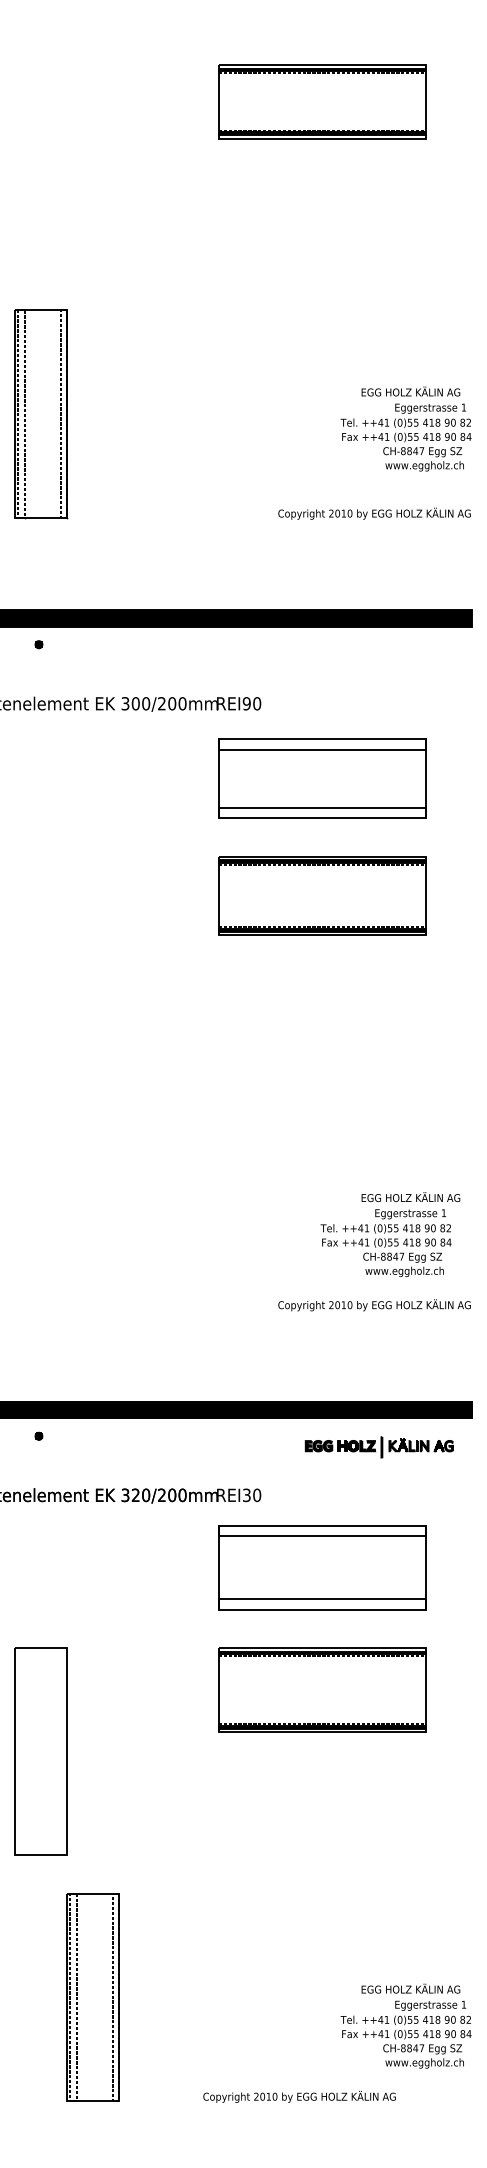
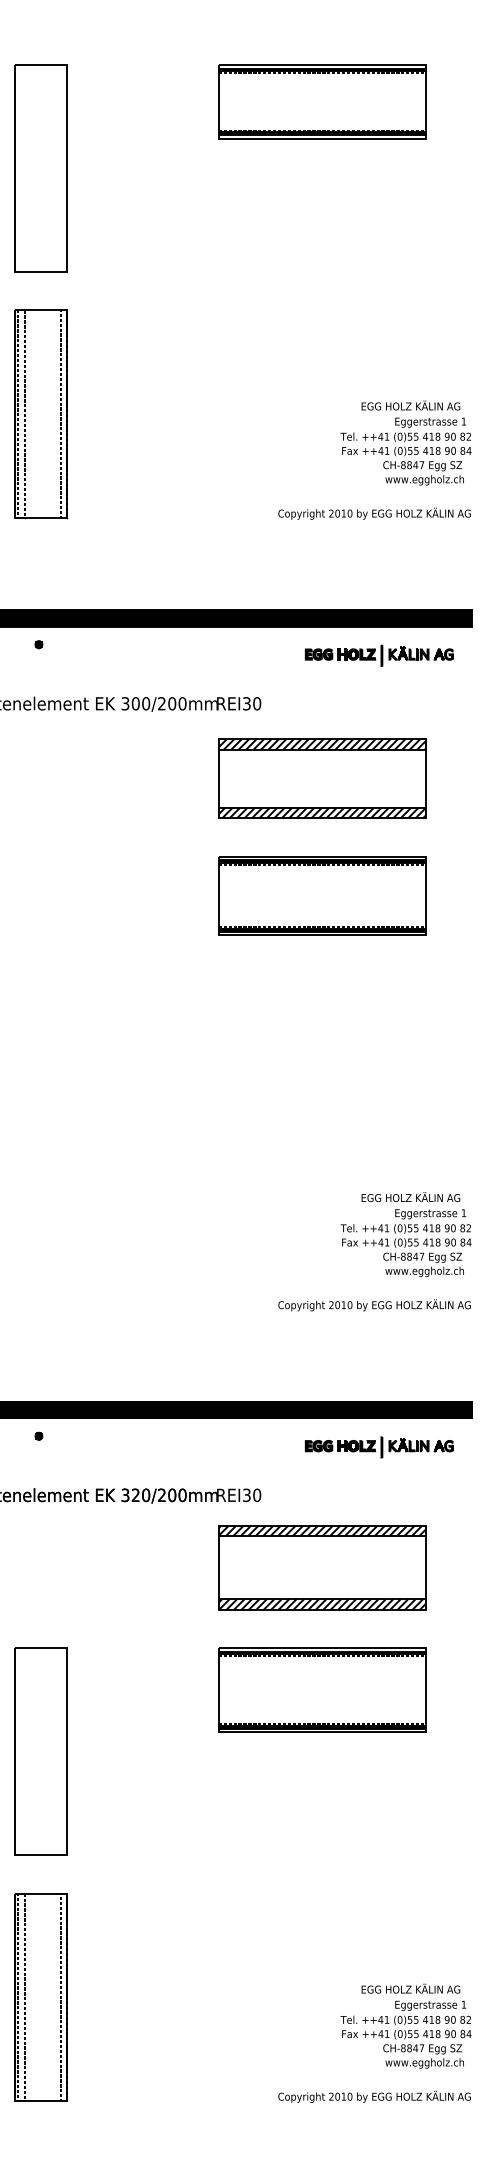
part: none -> present (40, 168)
text position: (405, 428) -> (405, 442) (405, 442)
part: none -> present (378, 655)
text: REI90 -> REI30 (246, 703)
hatch: none -> present (321, 744)
hatch: none -> present (321, 812)
text position: (385, 1242) -> (405, 1242) (405, 1242)
hatch: none -> present (321, 1530)
hatch: none -> present (321, 1604)
part position: (92, 1997) -> (40, 1997) (40, 1997)
text position: (299, 2096) -> (374, 2096) (374, 2096)
